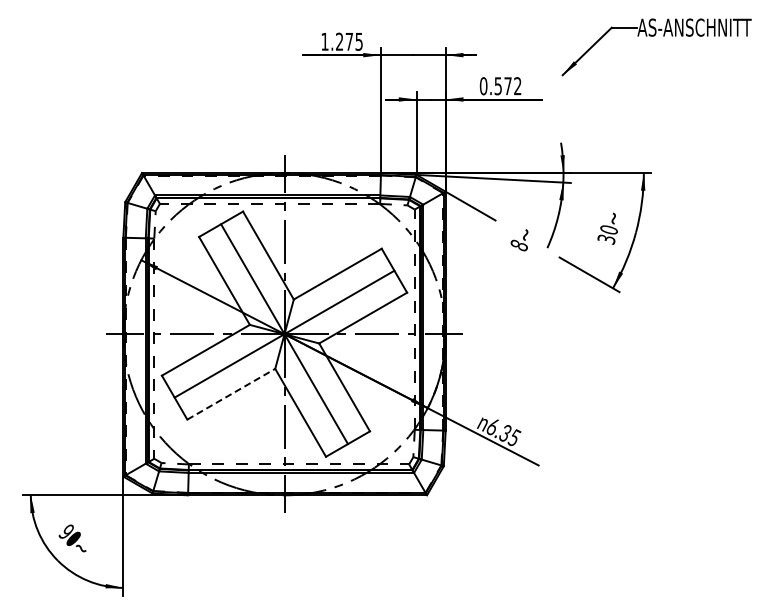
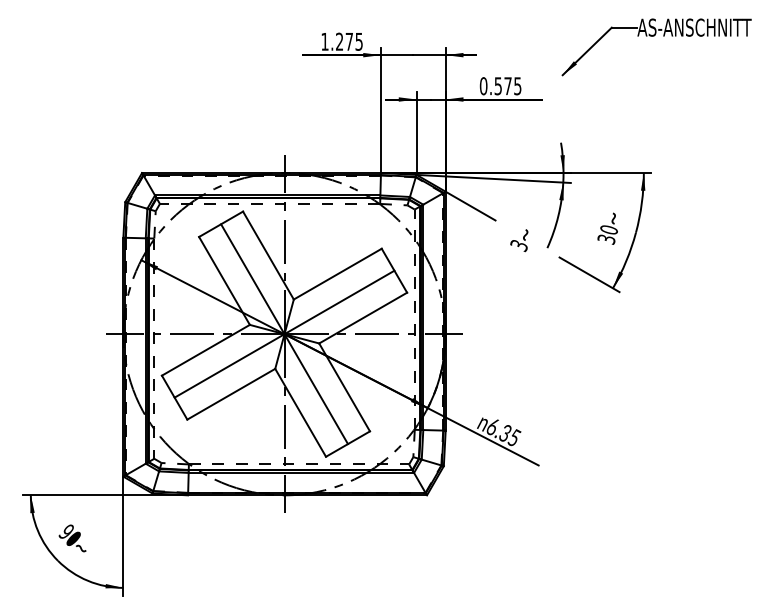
text: 0.572 -> 0.575 (517, 86)
text: 8 -> 3 (518, 245)
line: dashed -> solid (231, 394)
